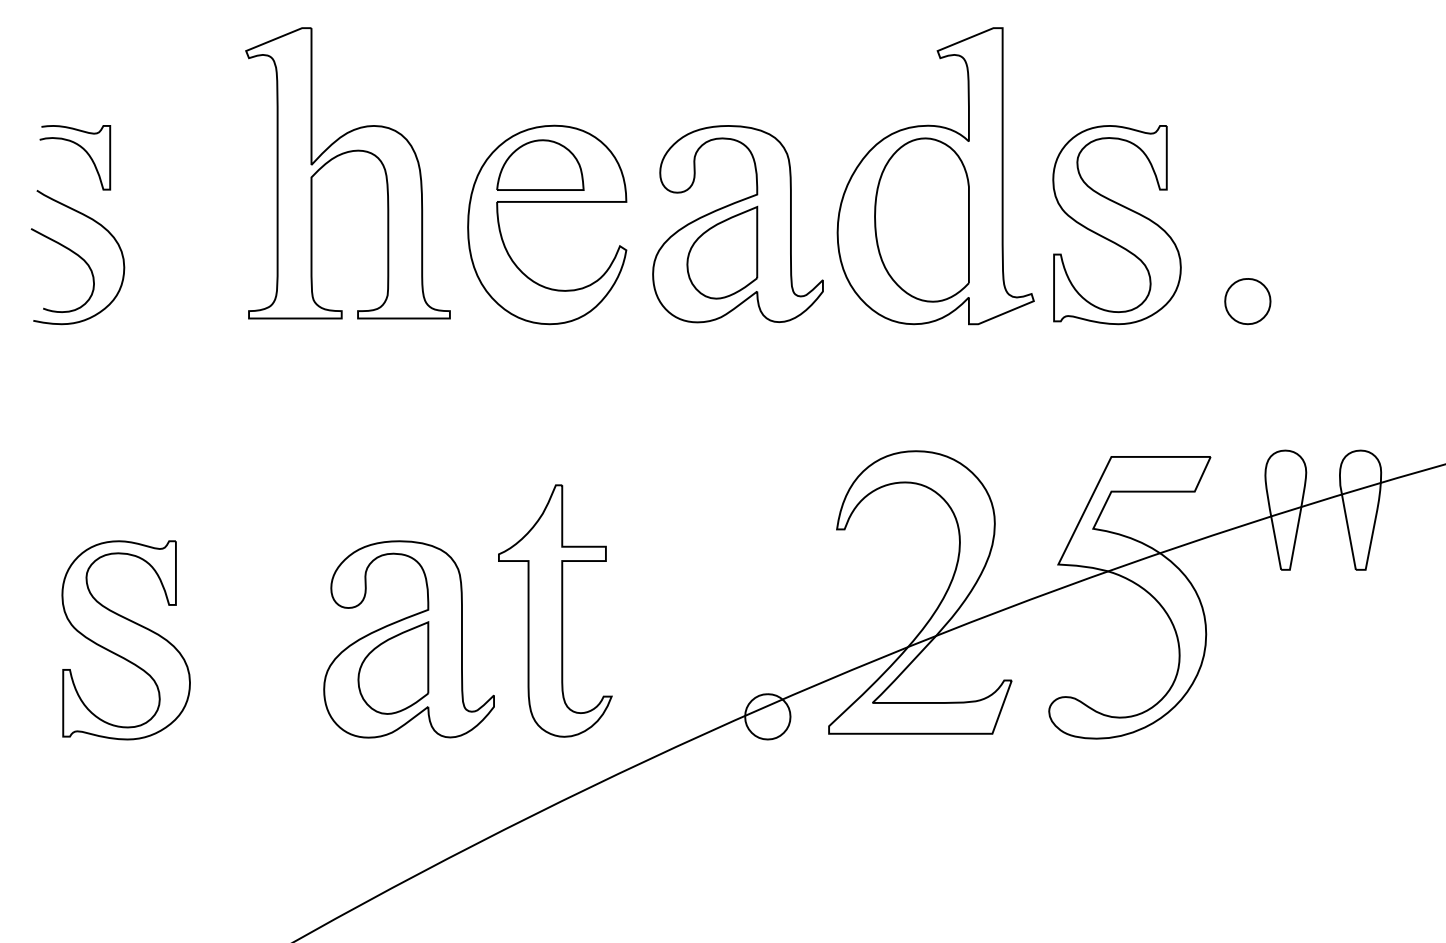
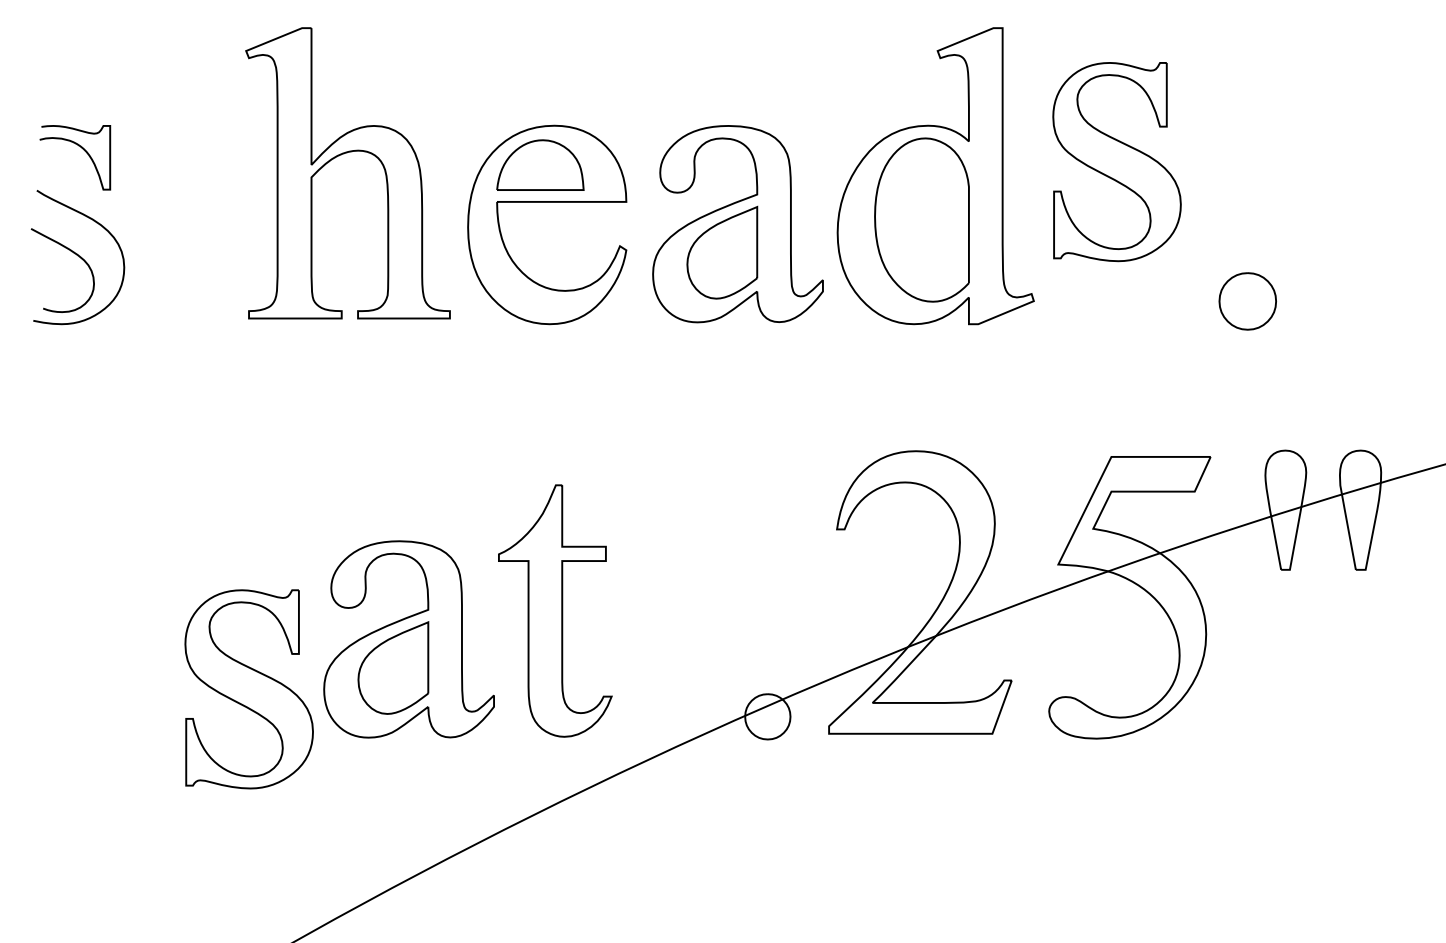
part position: (1116, 225) -> (1116, 162) (1116, 162)
part size: 48x48 px -> 59x59 px (1247, 301)
part position: (125, 640) -> (248, 689) (248, 689)
